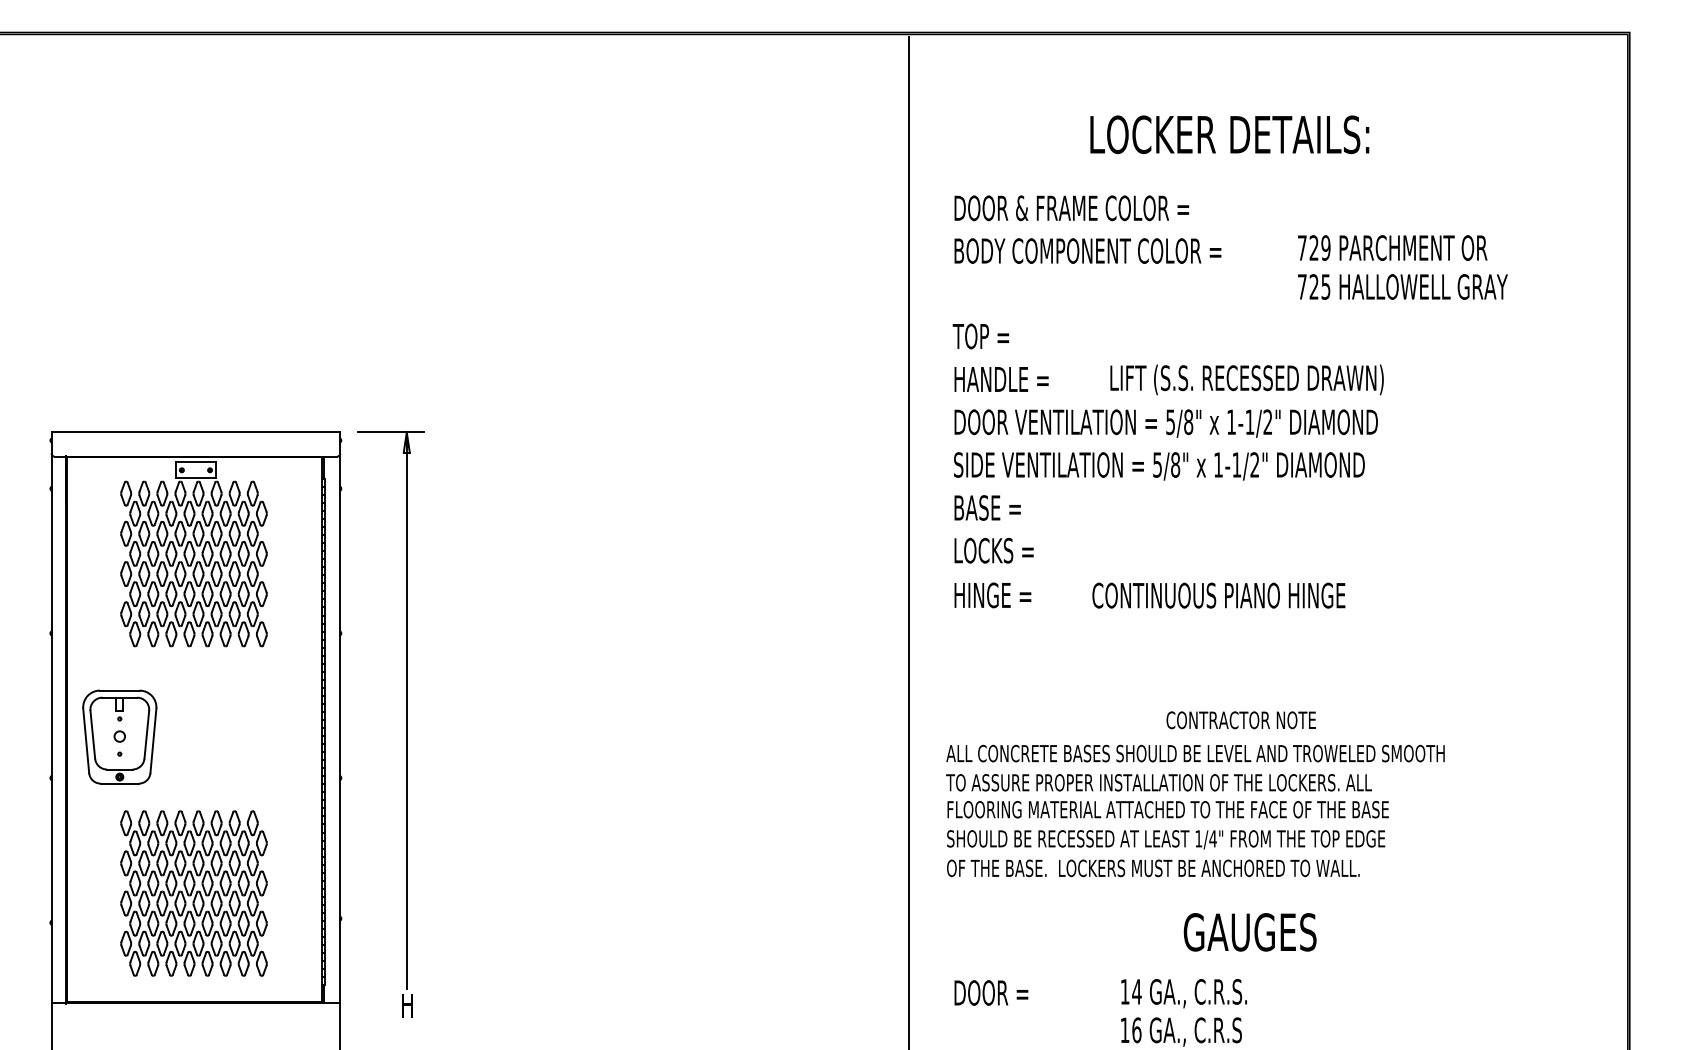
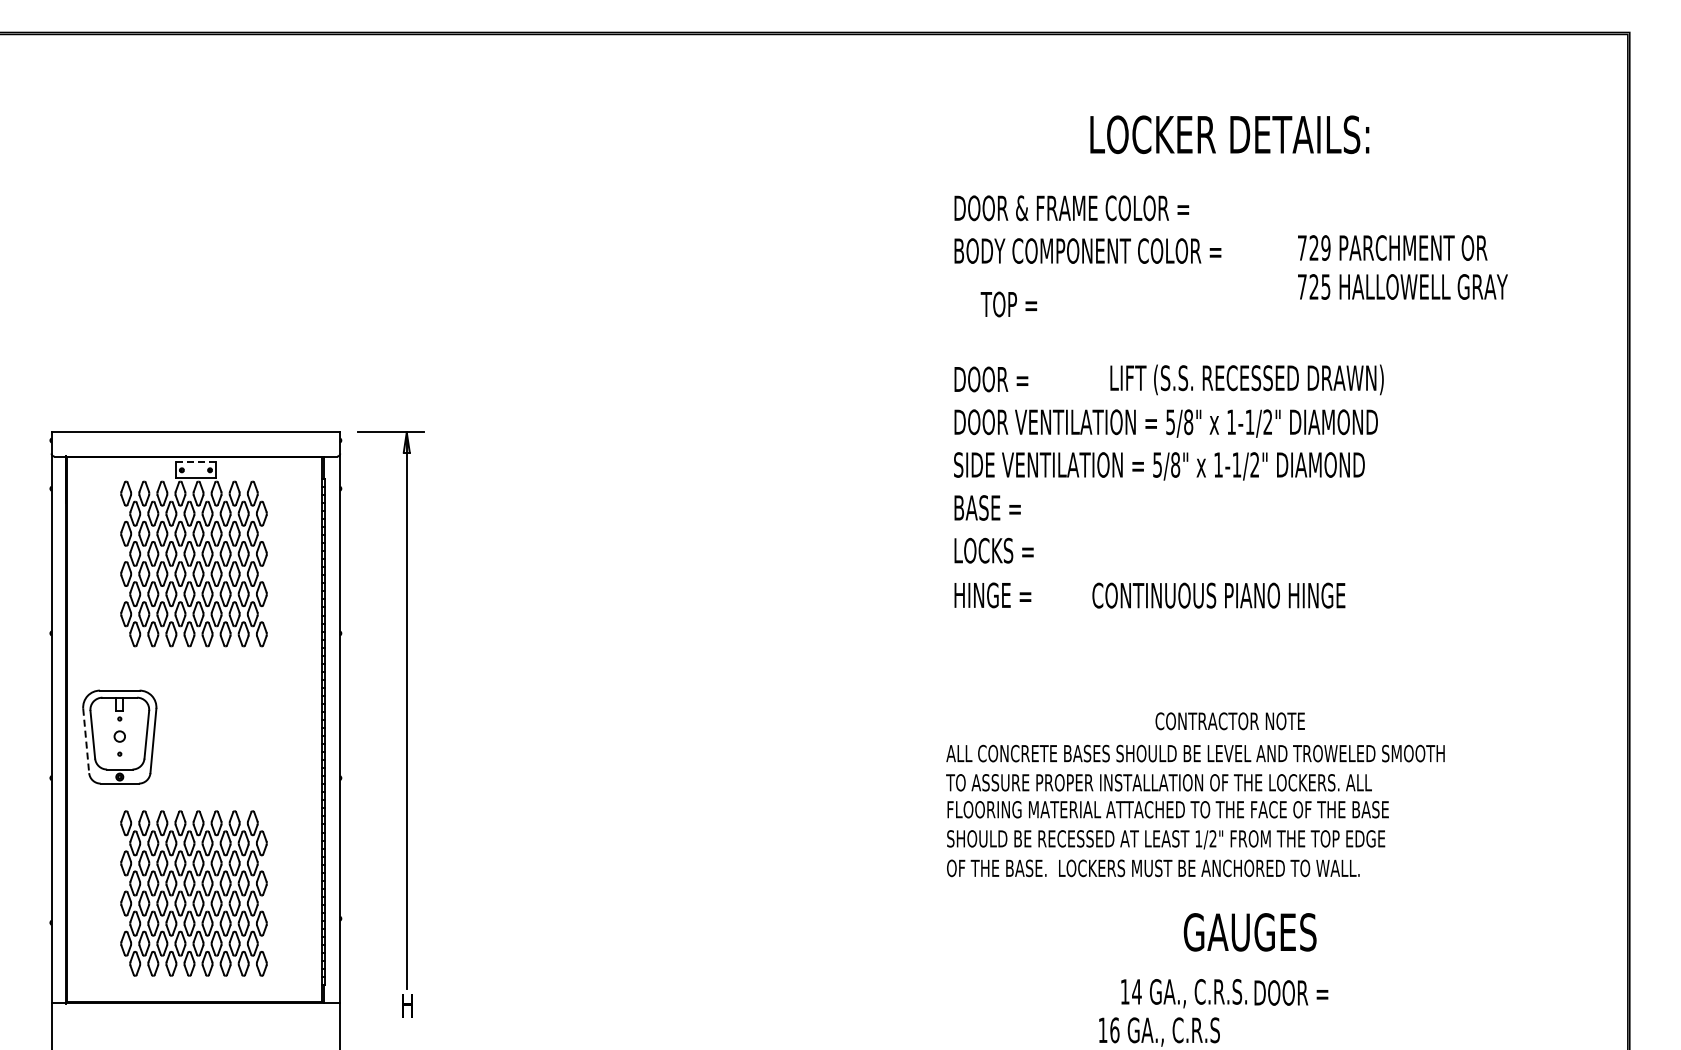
text position: (980, 336) -> (1008, 304) (1008, 304)
text: HANDLE = -> DOOR = (1002, 379)
line: solid -> dashed (196, 462)
line: present -> none (908, 541)
text position: (1240, 720) -> (1229, 721) (1229, 721)
line: solid -> dashed (86, 741)
text: 1/4" -> 1/2" (1212, 838)
text position: (991, 992) -> (1291, 992) (1291, 992)
text position: (1181, 1031) -> (1159, 1031) (1159, 1031)
